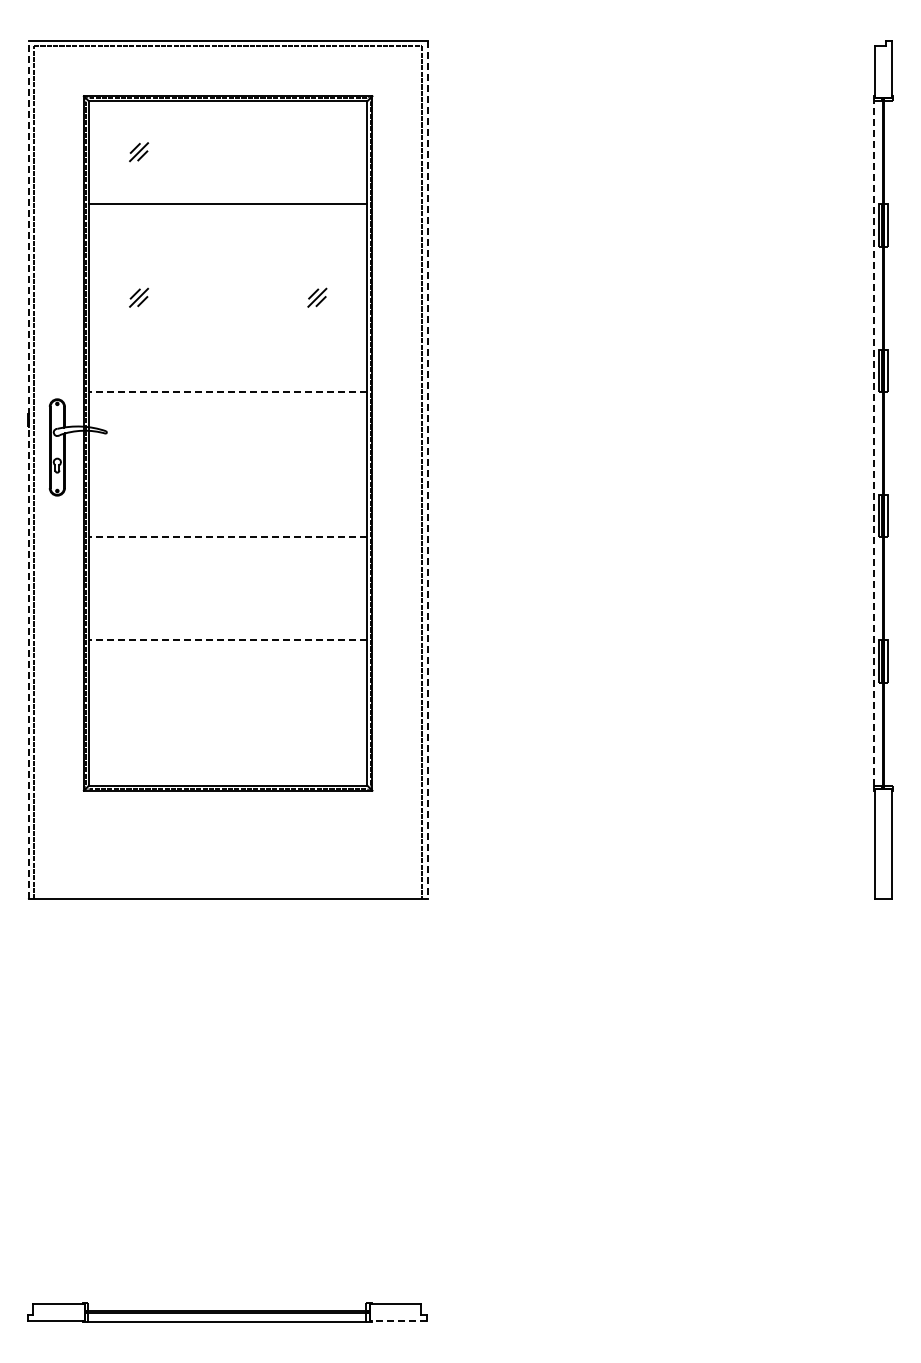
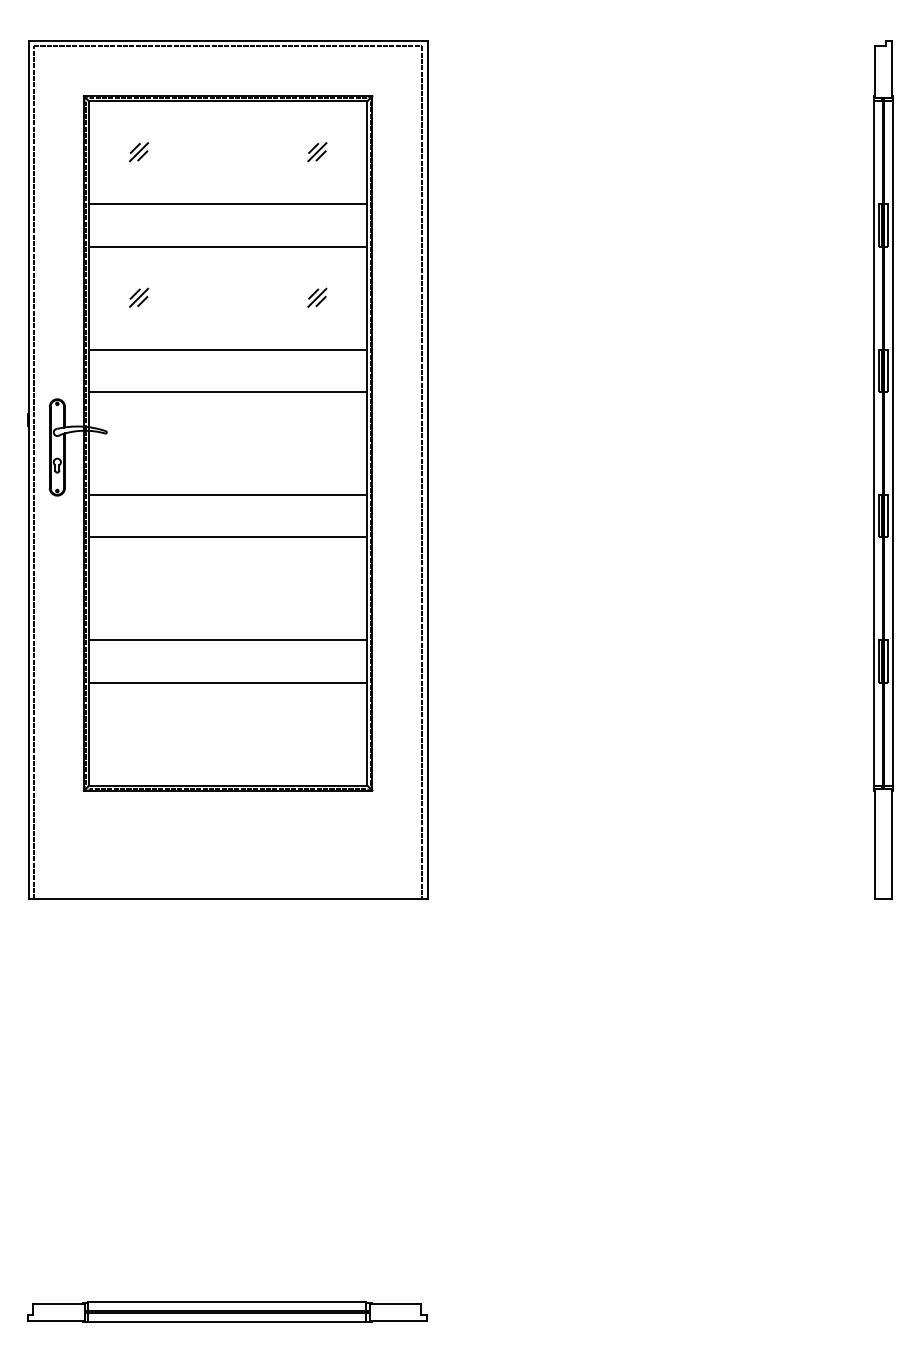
part: none -> present (317, 152)
line: none -> present (228, 246)
line: none -> present (228, 349)
line: dashed -> solid (227, 391)
line: dashed -> solid (873, 442)
line: none -> present (893, 443)
line: dashed -> solid (28, 469)
line: dashed -> solid (427, 470)
line: none -> present (228, 494)
line: dashed -> solid (227, 537)
line: dashed -> solid (227, 640)
line: none -> present (228, 682)
line: none -> present (227, 1302)
line: dashed -> solid (398, 1320)
